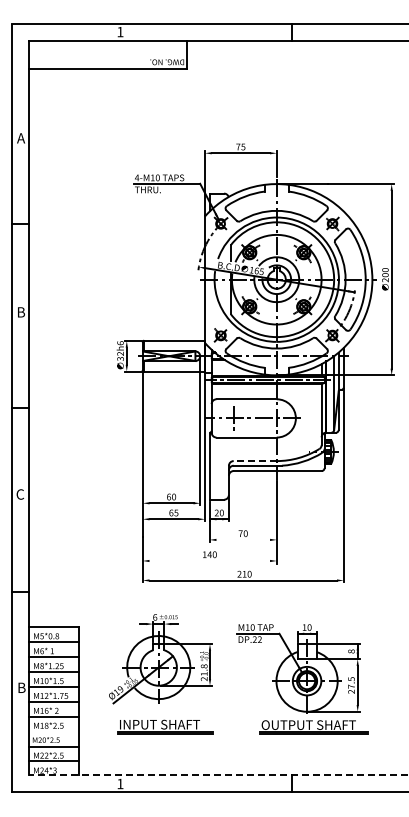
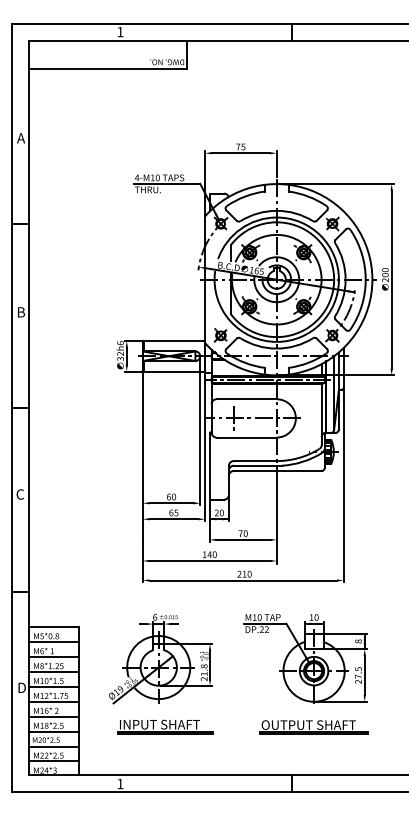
line: dashed -> solid (255, 461)
line: none -> present (243, 539)
line: none -> present (209, 560)
part position: (298, 668) -> (305, 658) (305, 658)
text: B -> D (22, 687)
line: none -> present (54, 731)
line: dashed -> solid (218, 775)
